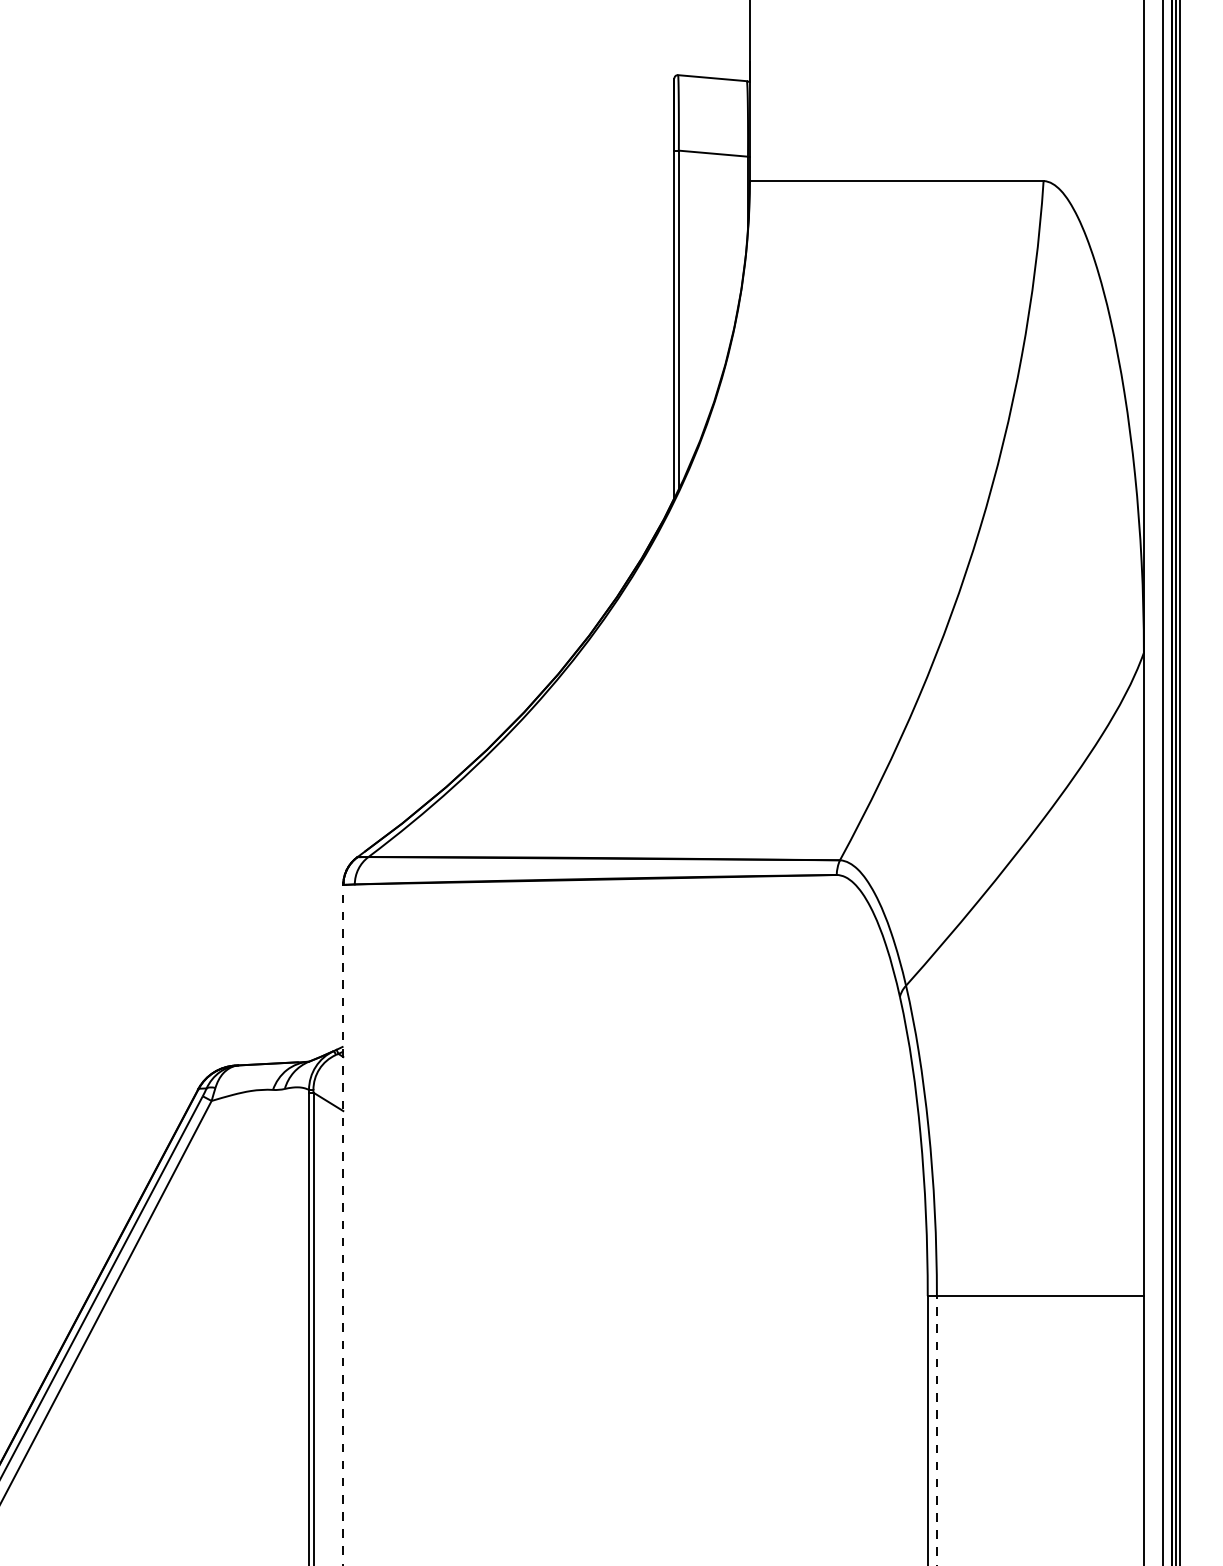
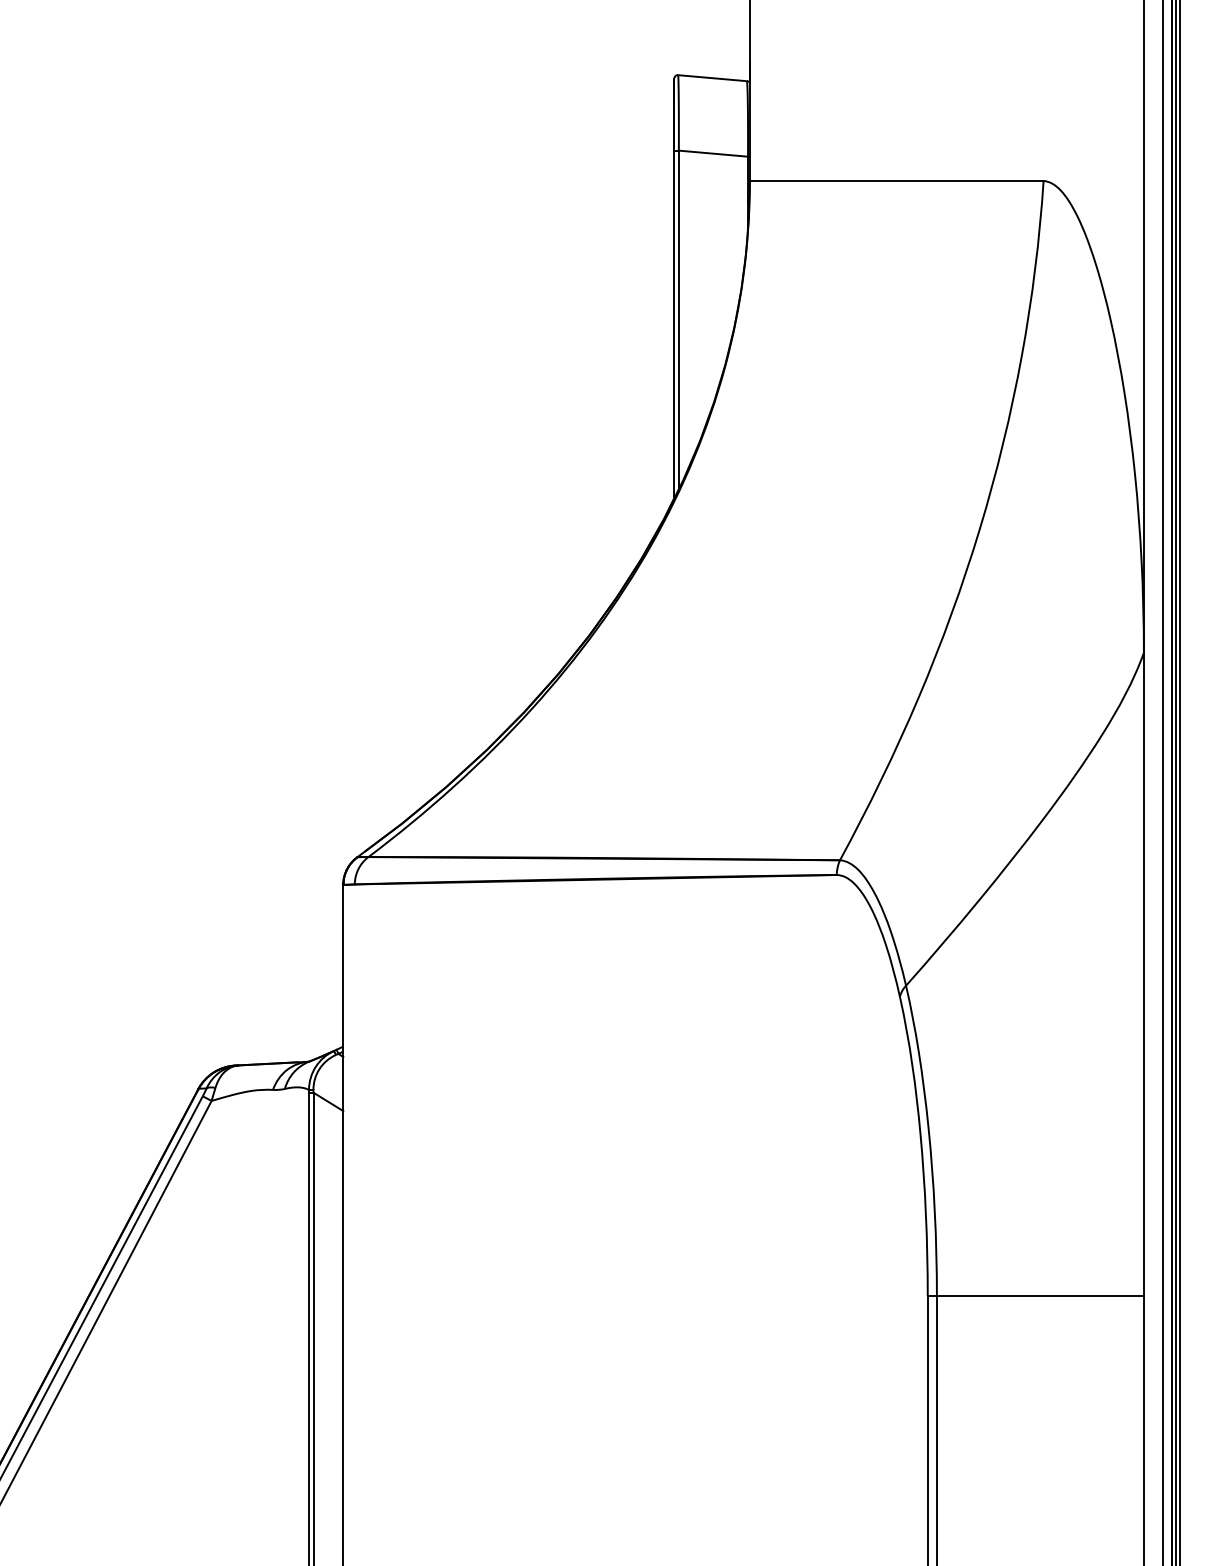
line: dashed -> solid (343, 1224)
line: dashed -> solid (936, 1431)
